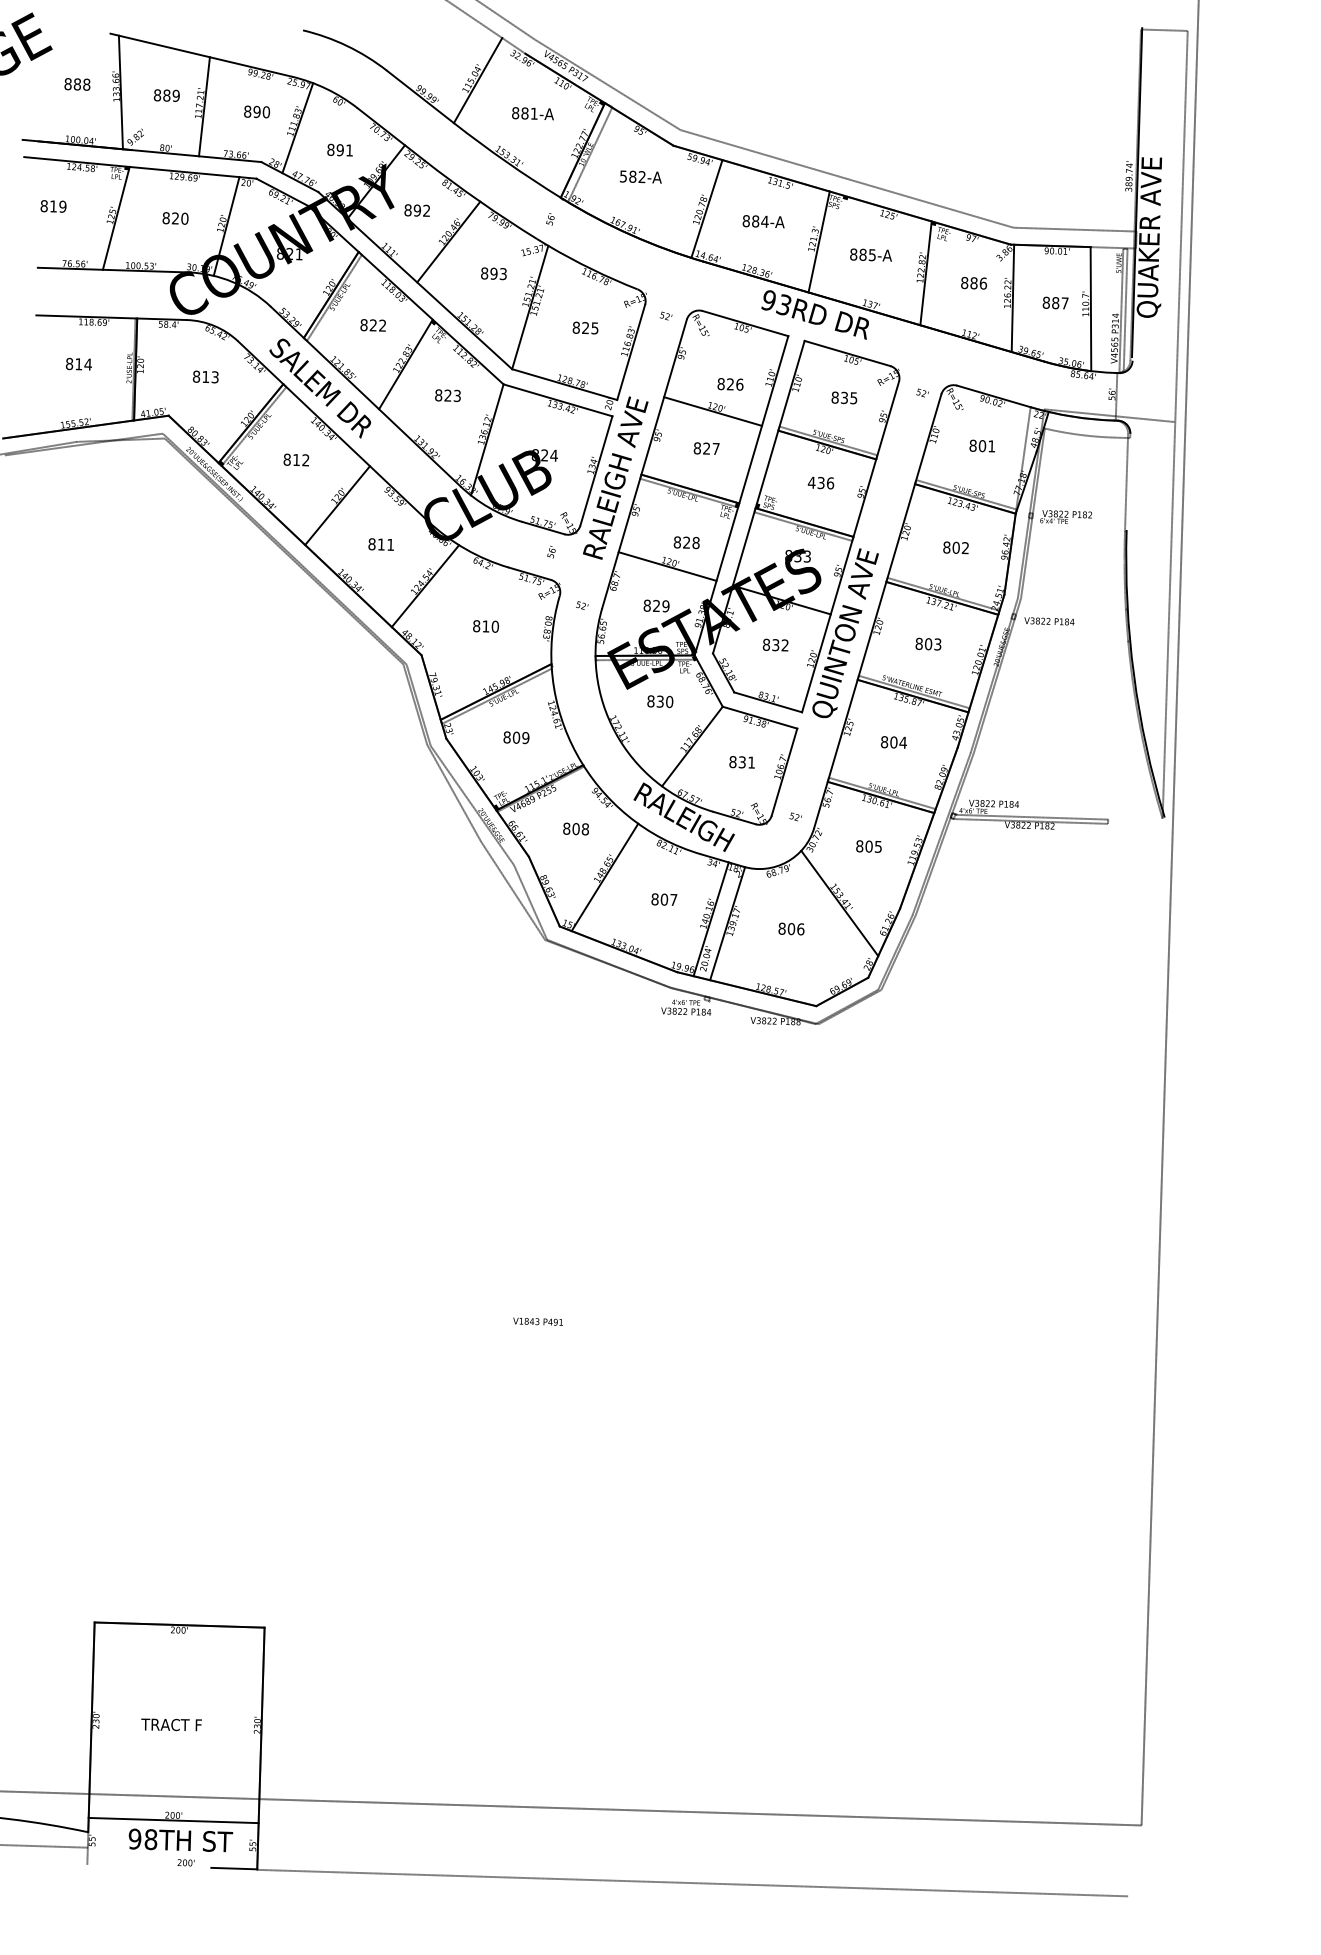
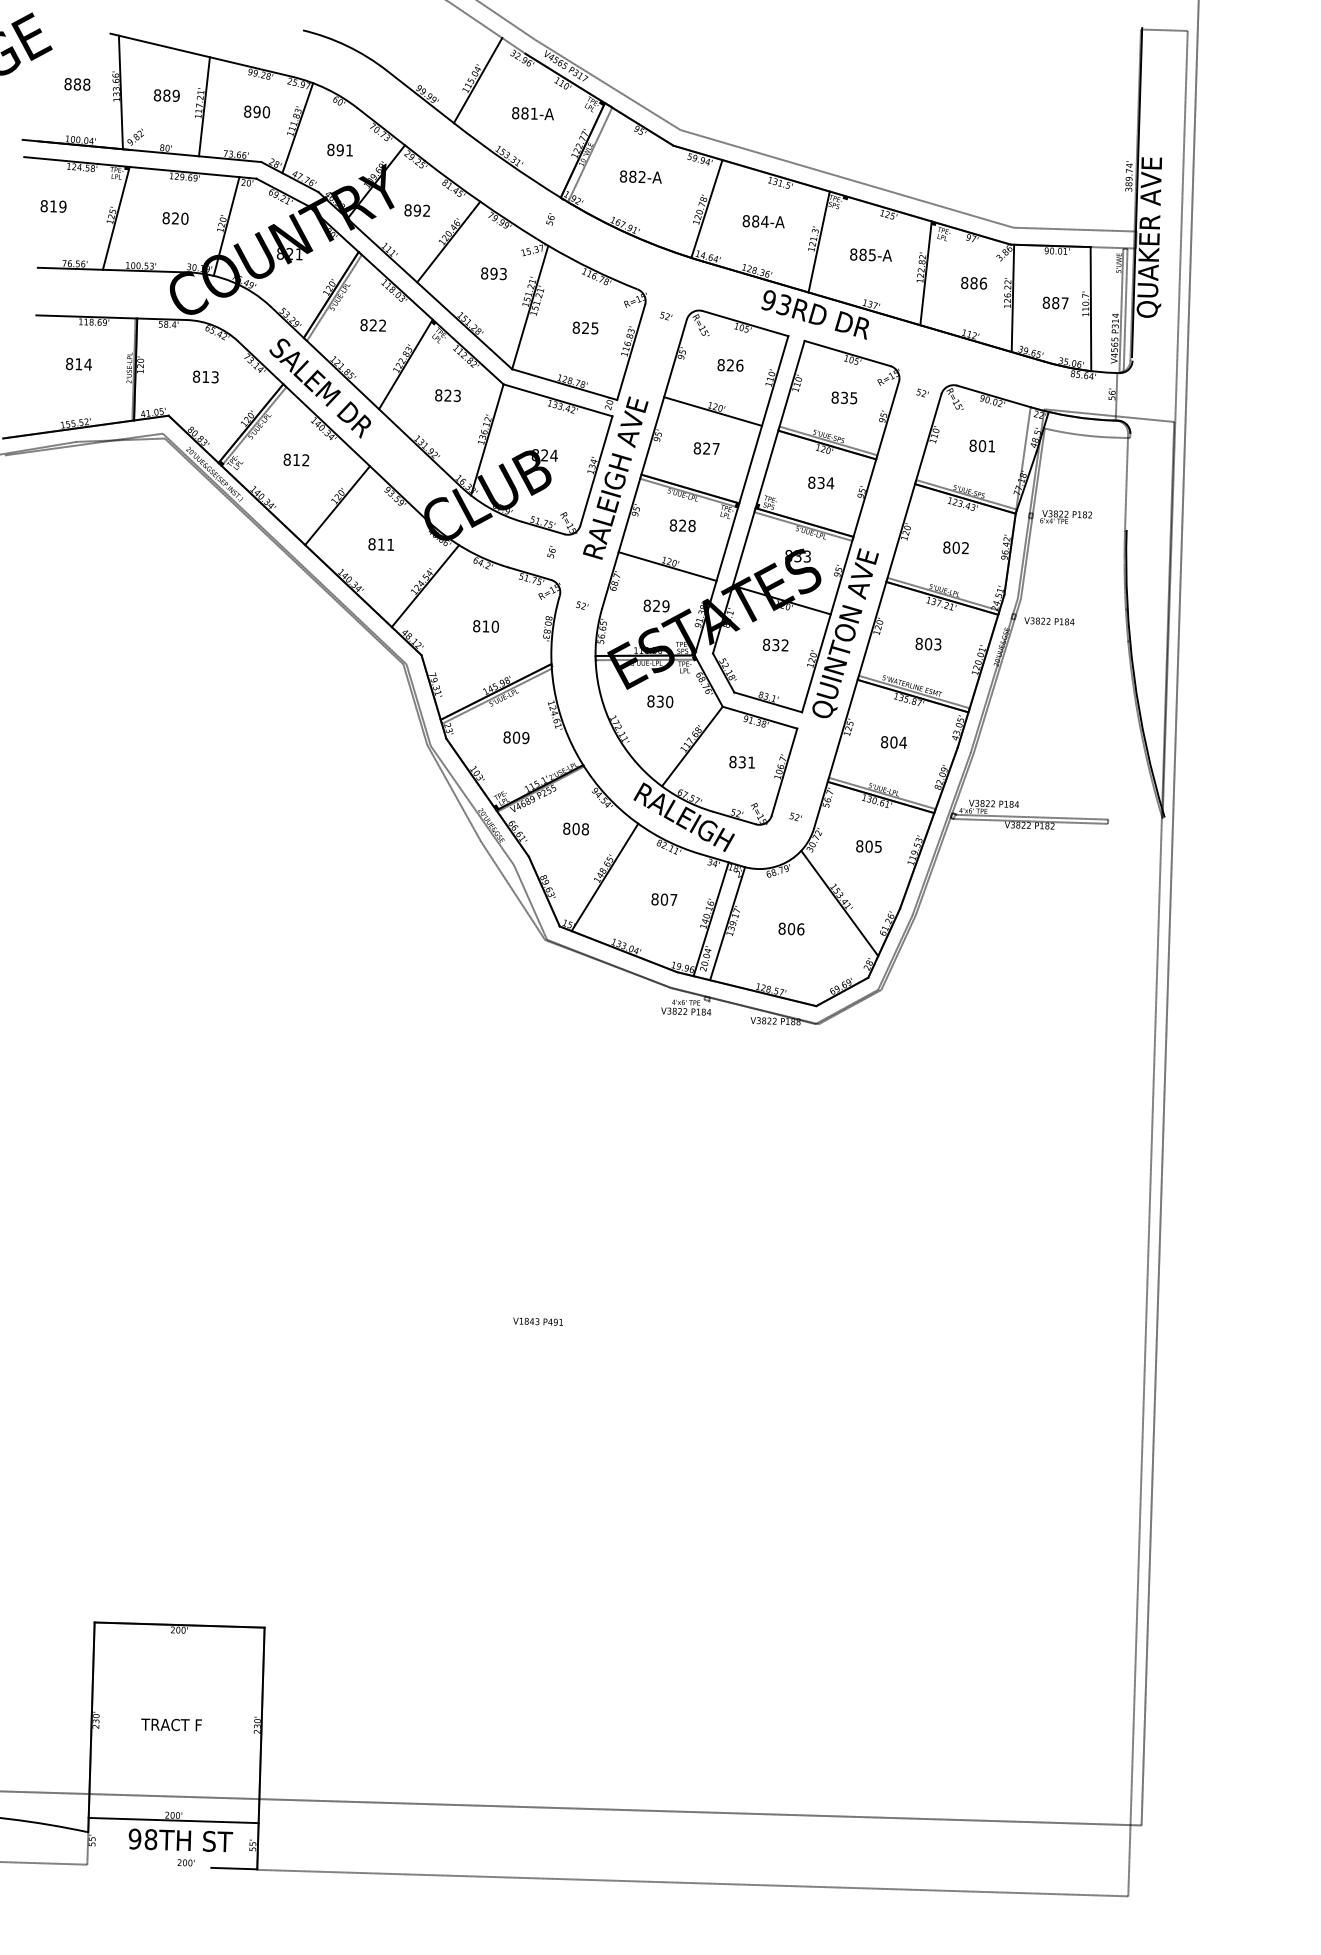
text: 582-A -> 882-A (623, 176)
text position: (730, 384) -> (730, 365) (730, 365)
text: 436 -> 834 (820, 482)
text position: (686, 542) -> (682, 525) (682, 525)
line: none -> present (1151, 1158)
line position: (45, 1846) -> (44, 1863) (44, 1863)
